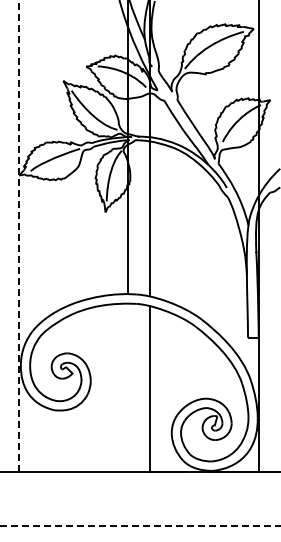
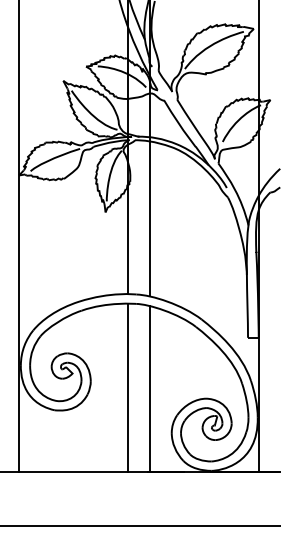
line: dashed -> solid (19, 236)
line: none -> present (128, 387)
line: dashed -> solid (140, 525)
